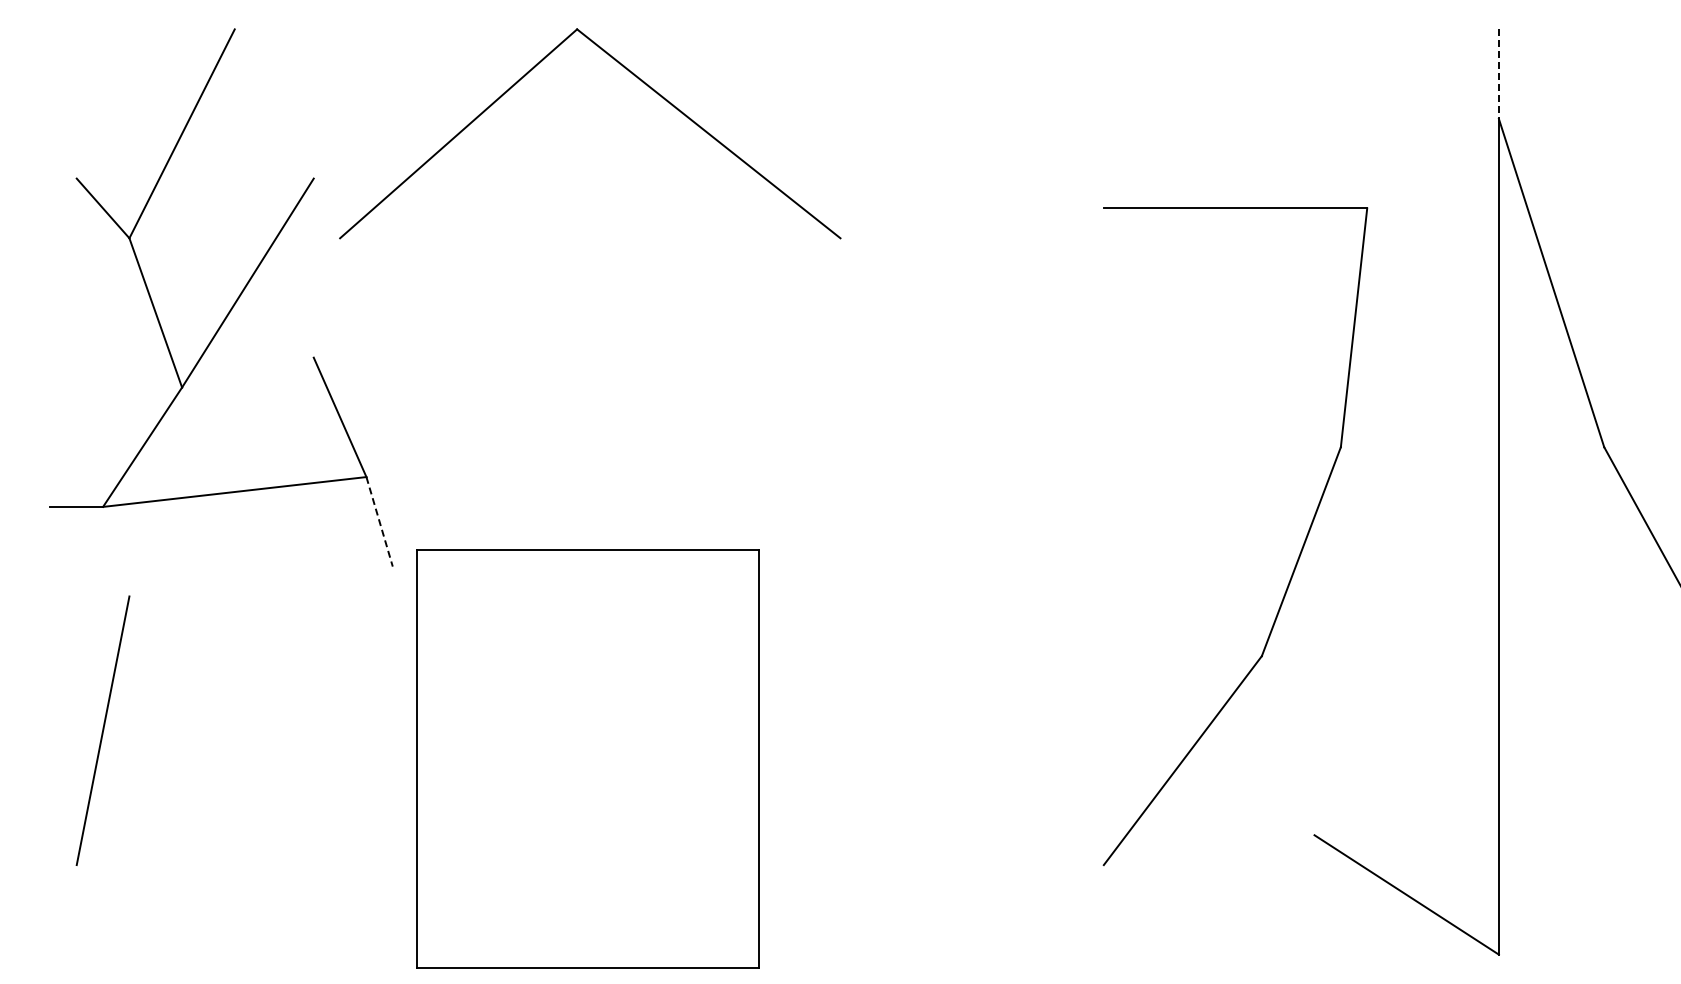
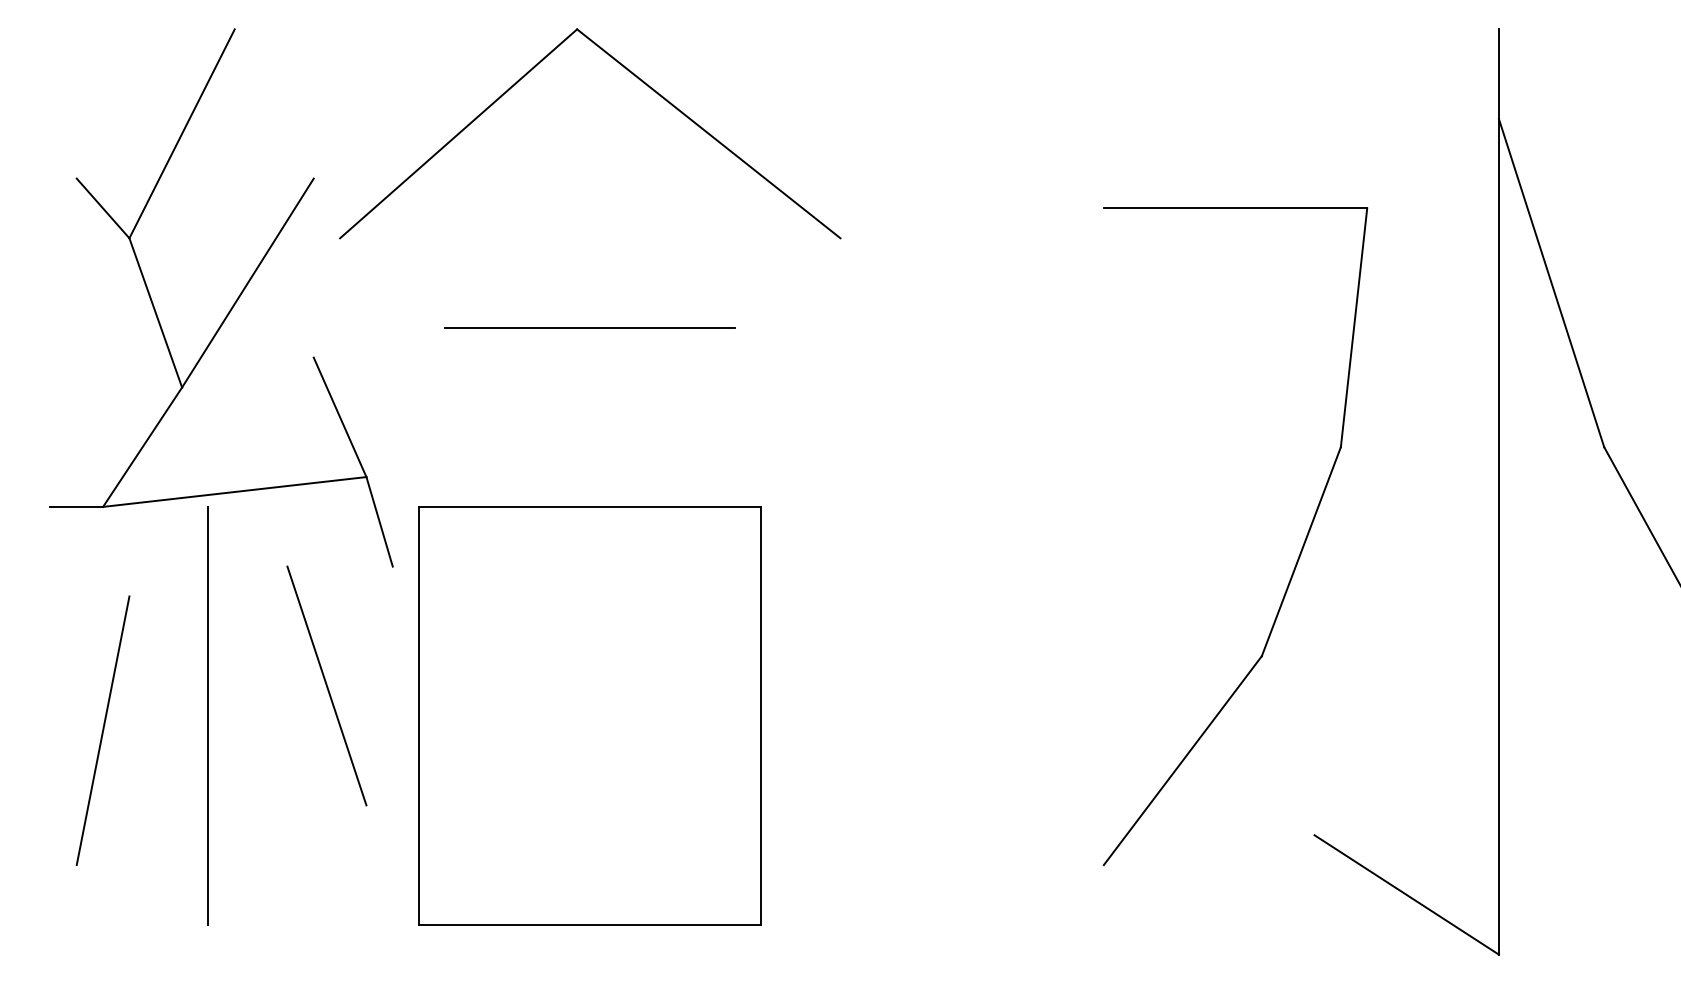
line: dashed -> solid (1498, 74)
line: none -> present (590, 327)
line: dashed -> solid (379, 521)
line: none -> present (326, 685)
line: none -> present (208, 715)
part position: (587, 758) -> (589, 715) (589, 715)
